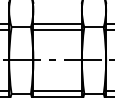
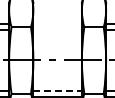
line: present -> none (57, 24)
line: present -> none (57, 29)
line: solid -> dashed (58, 91)
